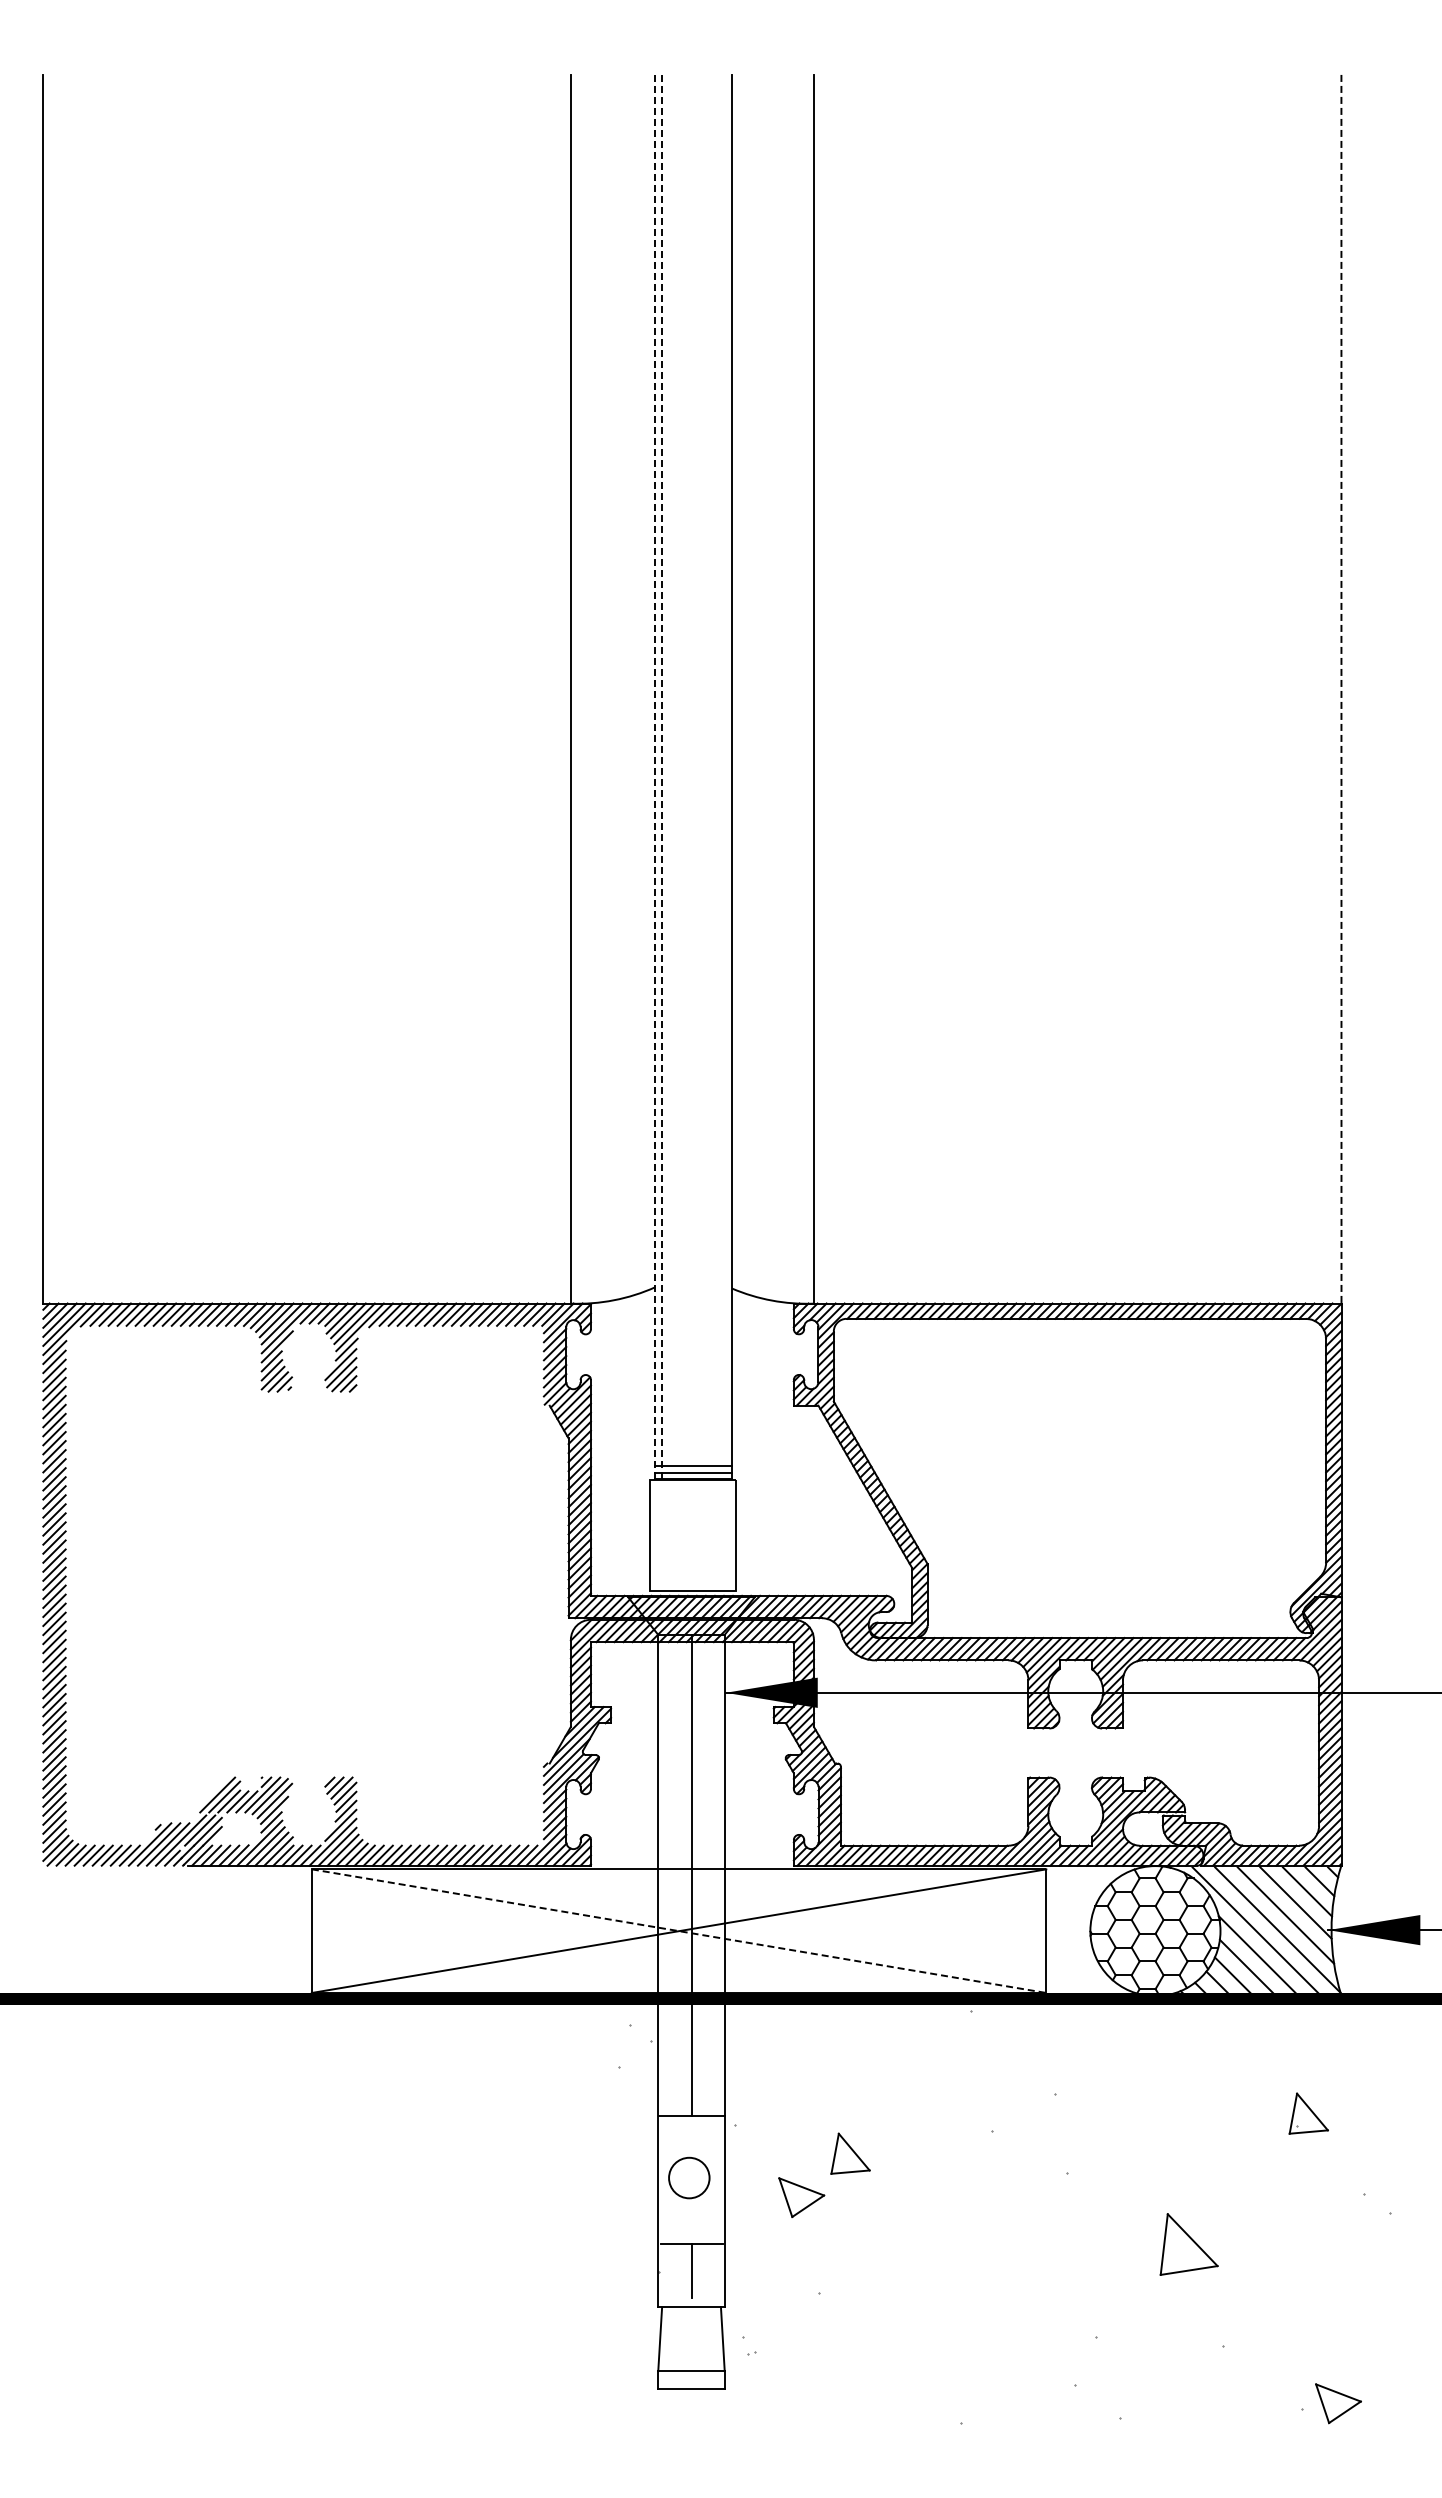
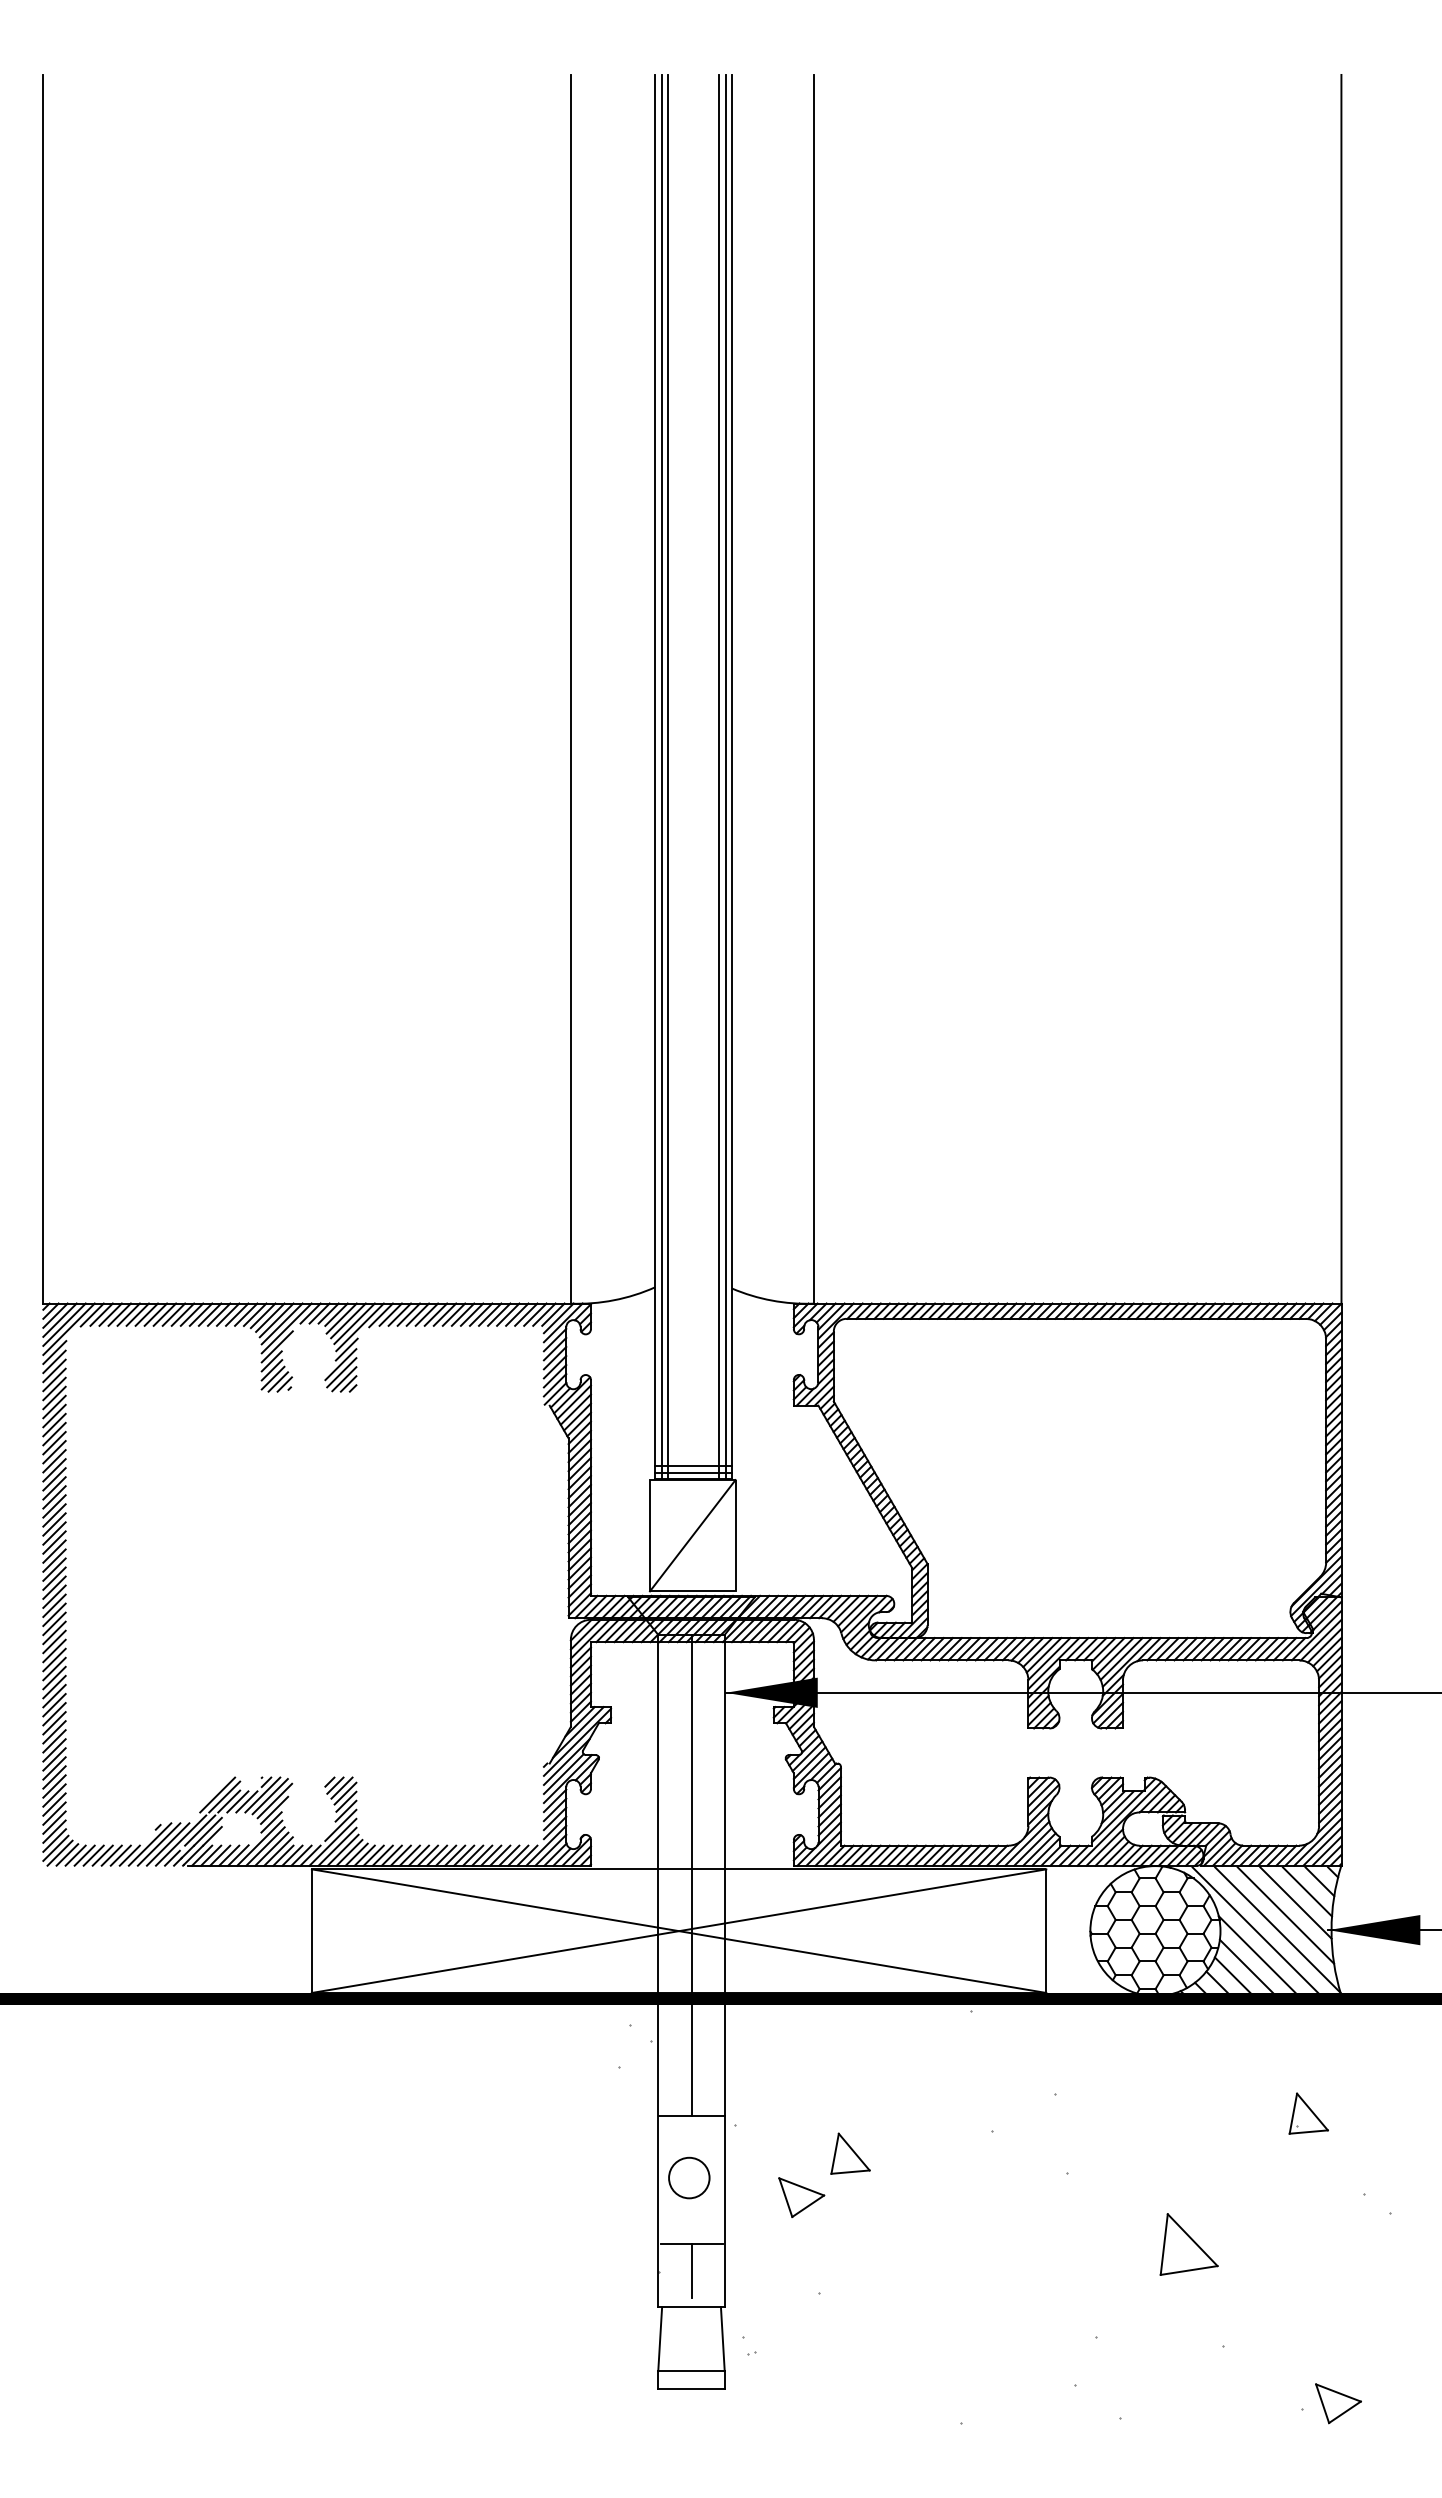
line: dashed -> solid (1341, 689)
line: dashed -> solid (655, 776)
line: dashed -> solid (661, 776)
line: none -> present (668, 776)
line: none -> present (719, 776)
line: none -> present (725, 776)
line: none -> present (692, 1535)
line: dashed -> solid (679, 1931)
